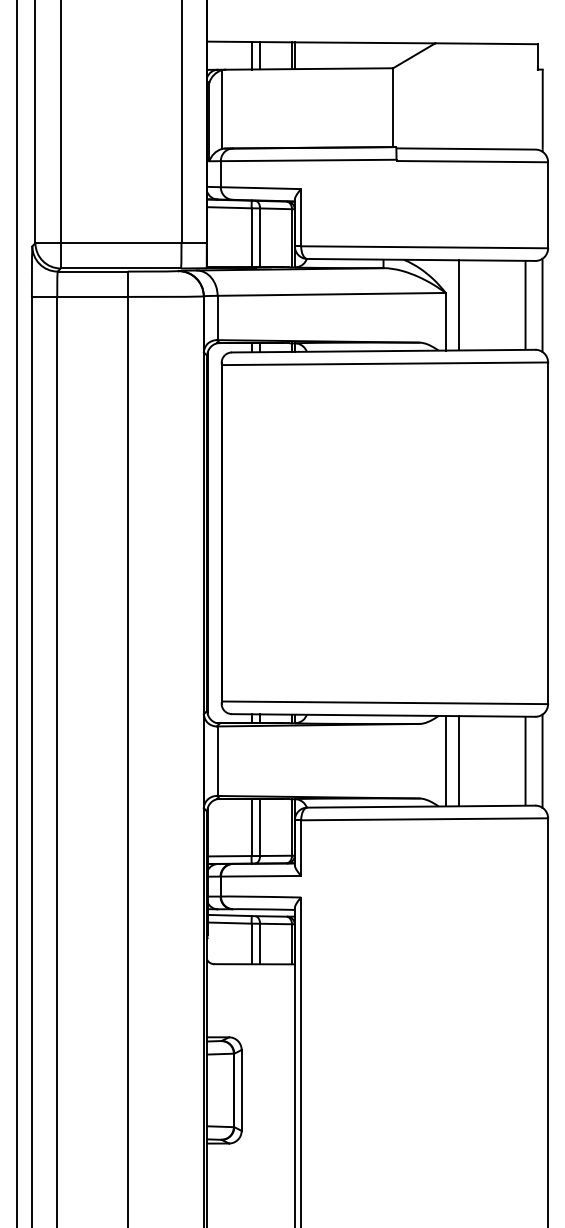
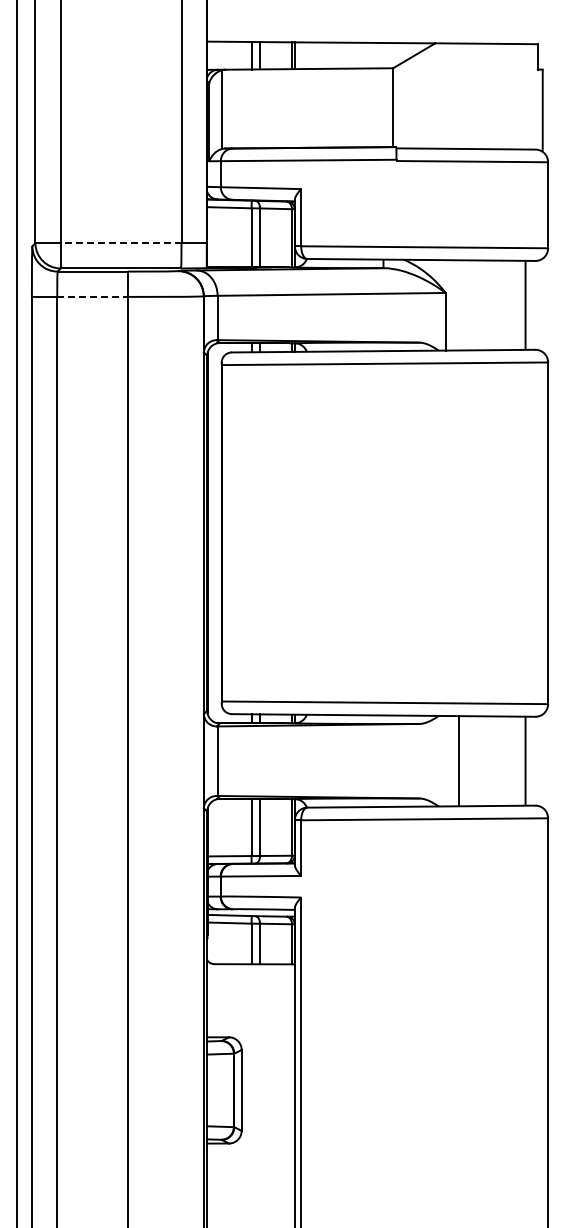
line: solid -> dashed (120, 243)
line: solid -> dashed (93, 296)
line: present -> none (542, 304)
line: present -> none (459, 305)
line: present -> none (542, 760)
line: present -> none (445, 761)
